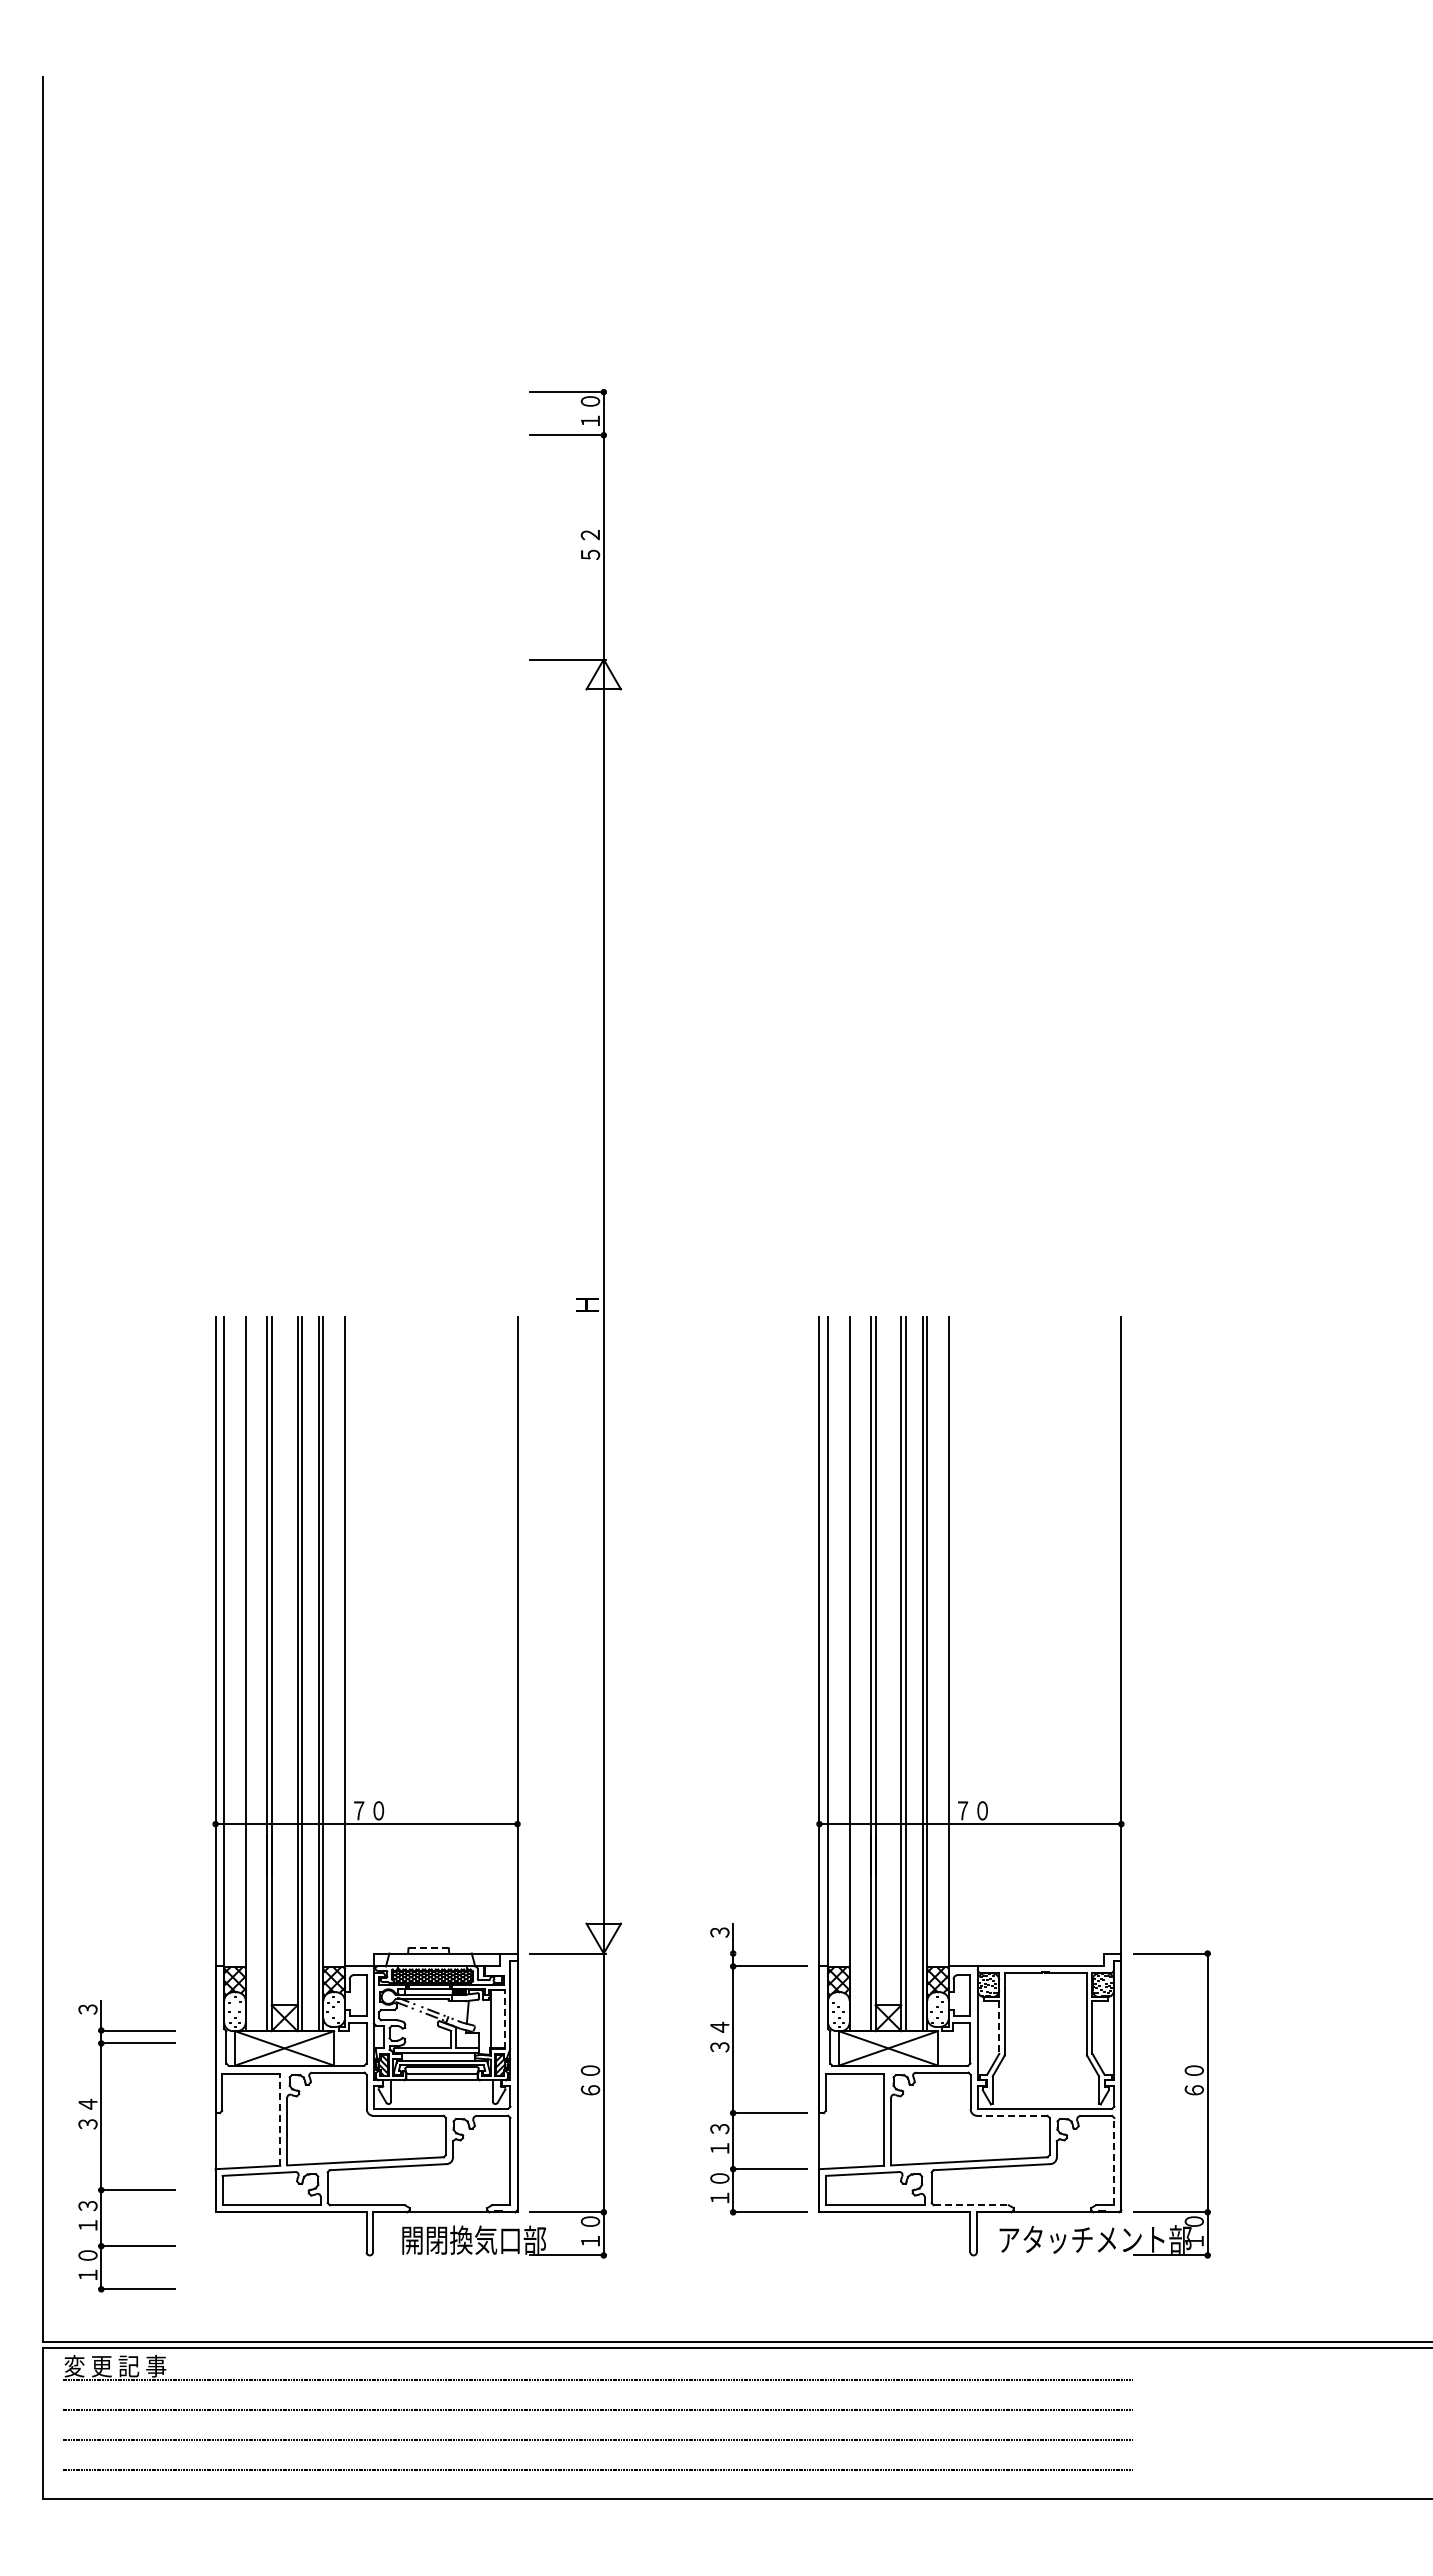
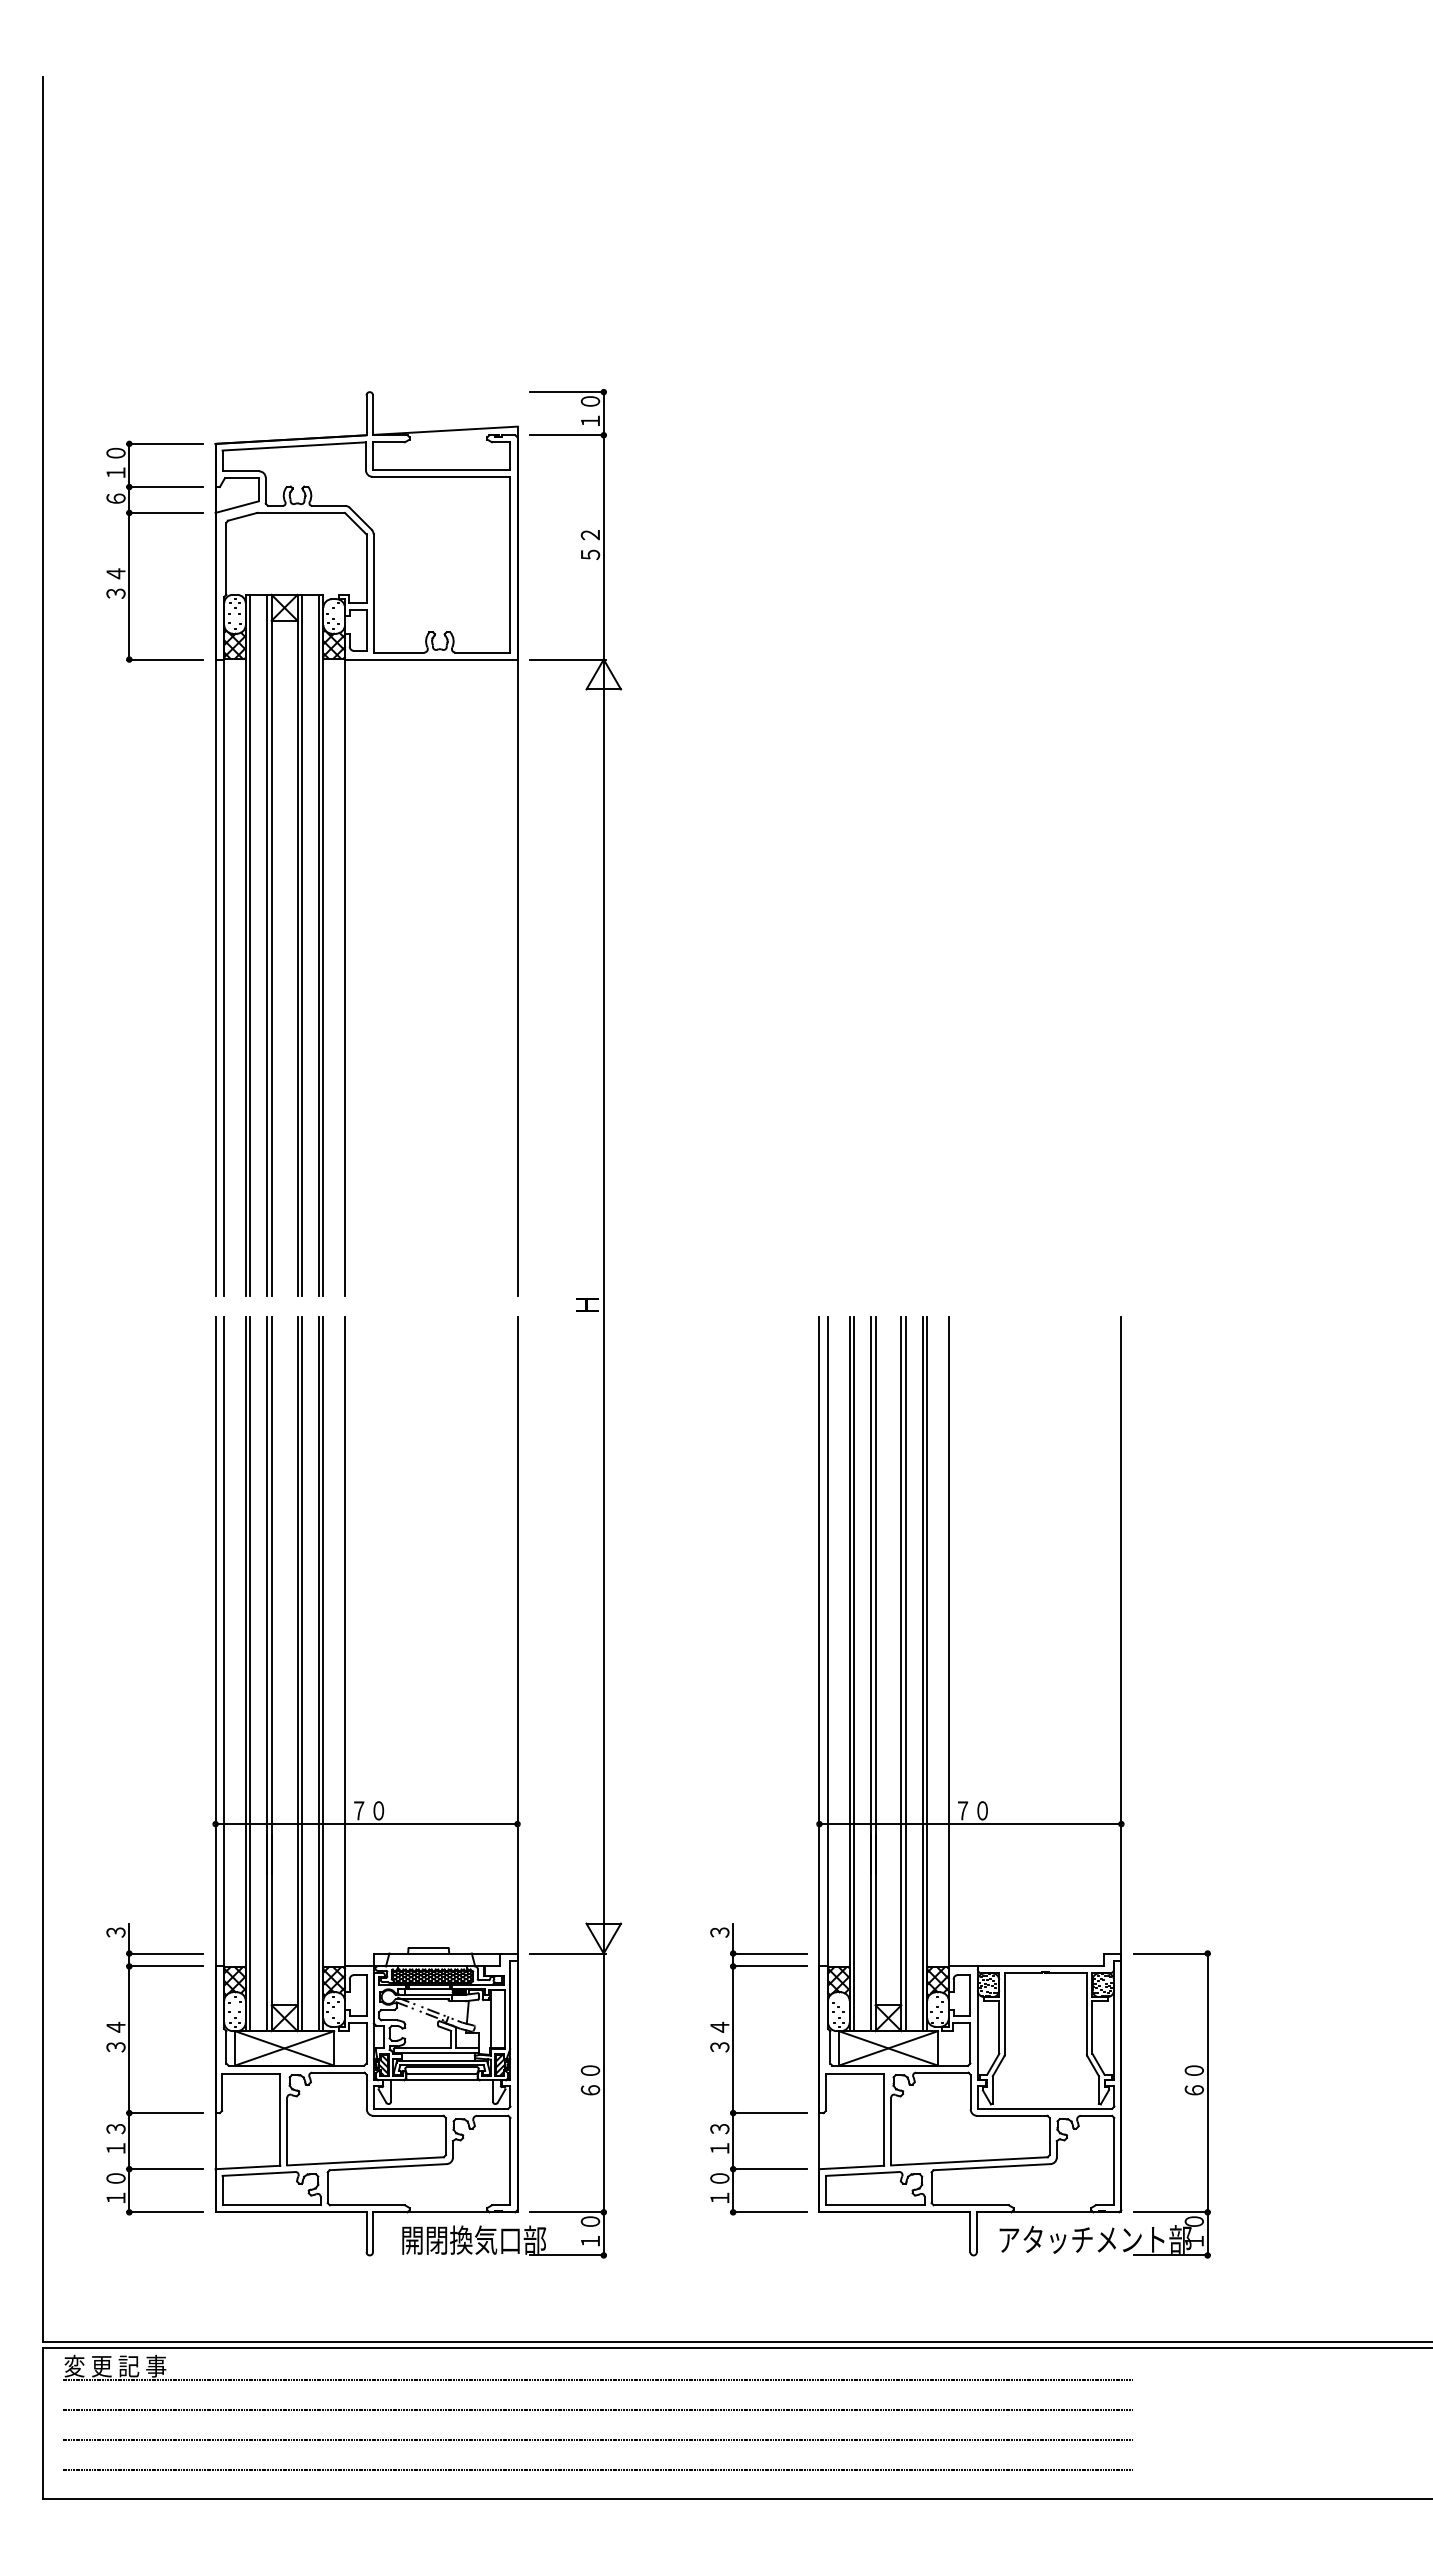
part: none -> present (129, 551)
part: none -> present (345, 843)
line: none -> present (250, 1674)
line: none -> present (853, 1674)
line: dashed -> solid (429, 1947)
line: none -> present (768, 1953)
line: dashed -> solid (505, 2019)
line: dashed -> solid (999, 2028)
line: dashed -> solid (1011, 2115)
line: dashed -> solid (280, 2120)
part position: (101, 2146) -> (129, 2069) (129, 2069)
line: dashed -> solid (1114, 2161)
line: dashed -> solid (971, 2205)
